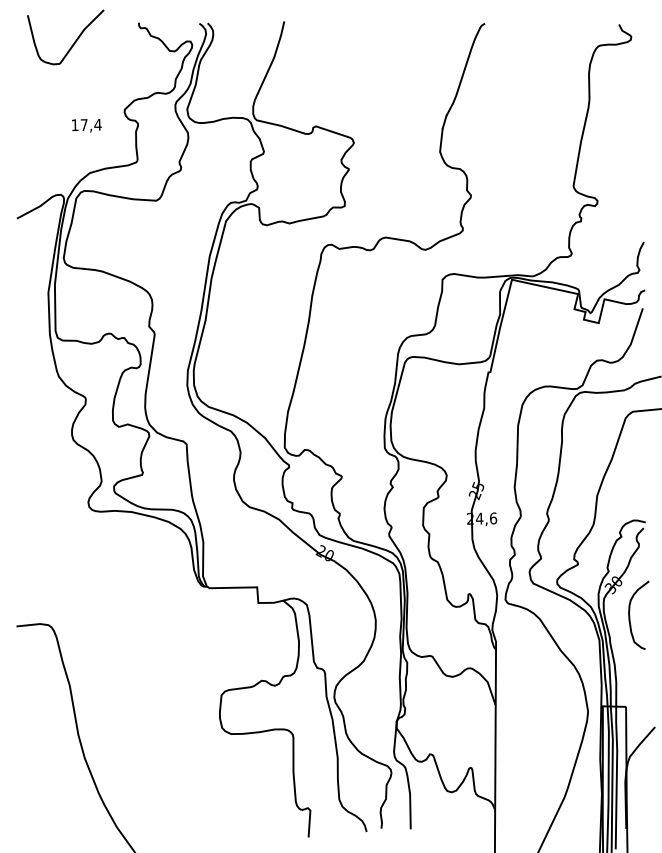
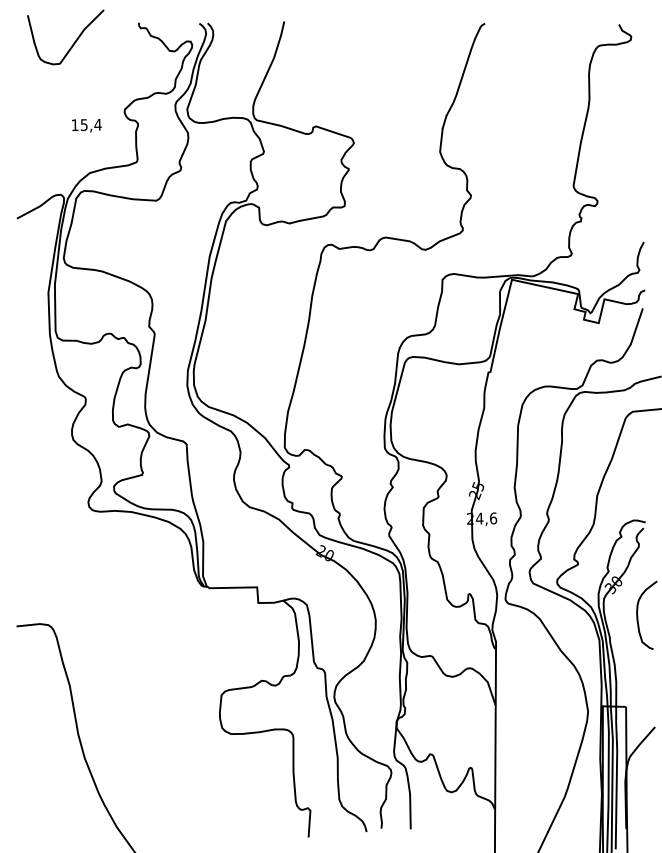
text: 17,4 -> 15,4 (83, 125)
curve position: (630, 615) -> (638, 615) (638, 615)
